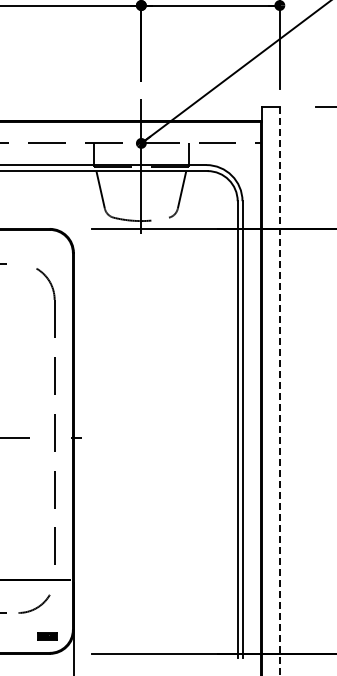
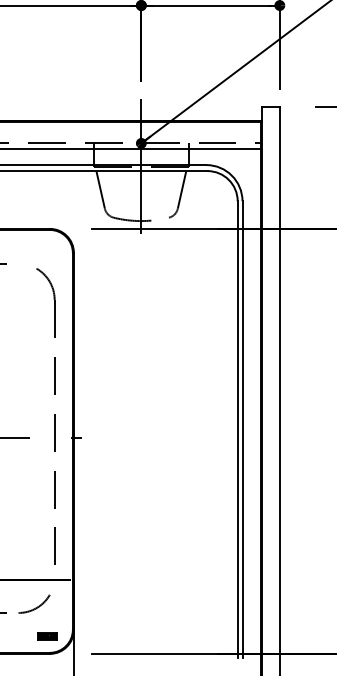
line: none -> present (131, 149)
line: dashed -> solid (279, 391)
